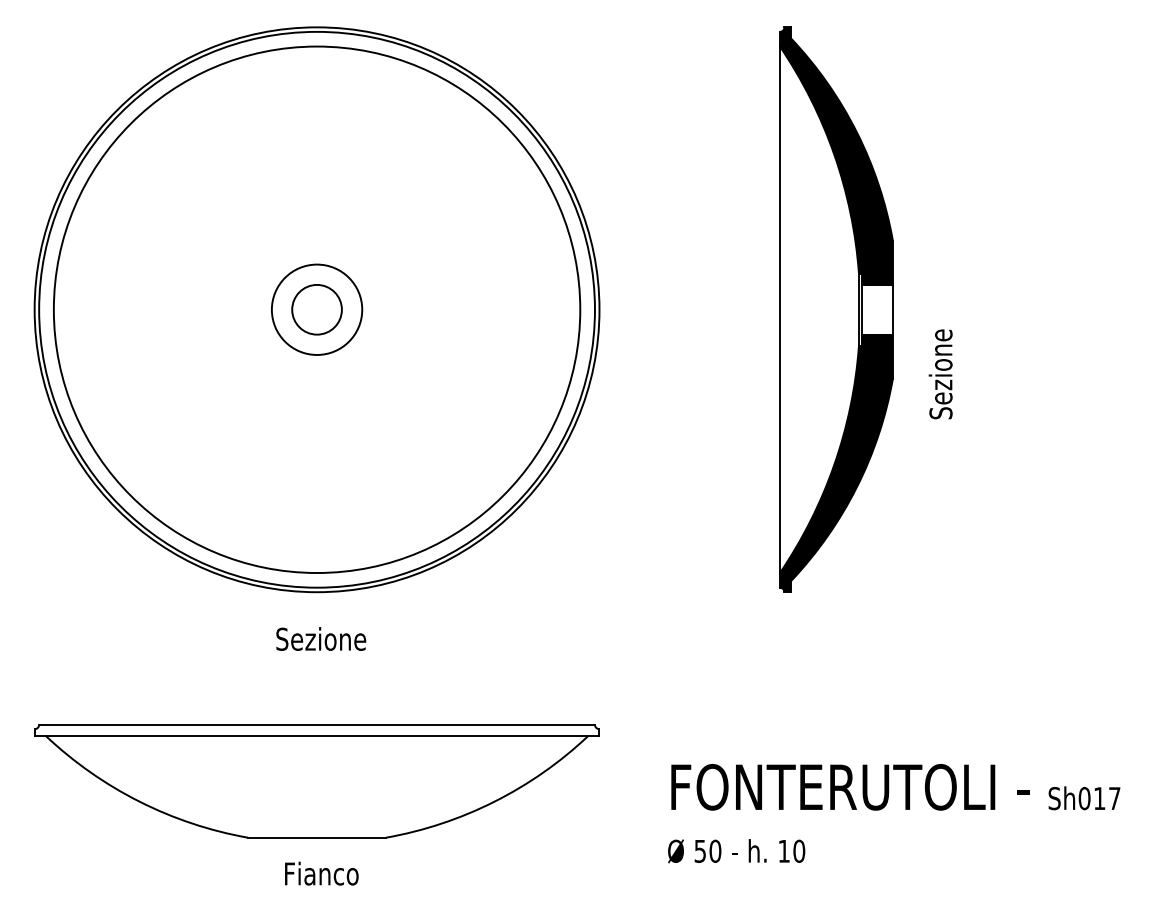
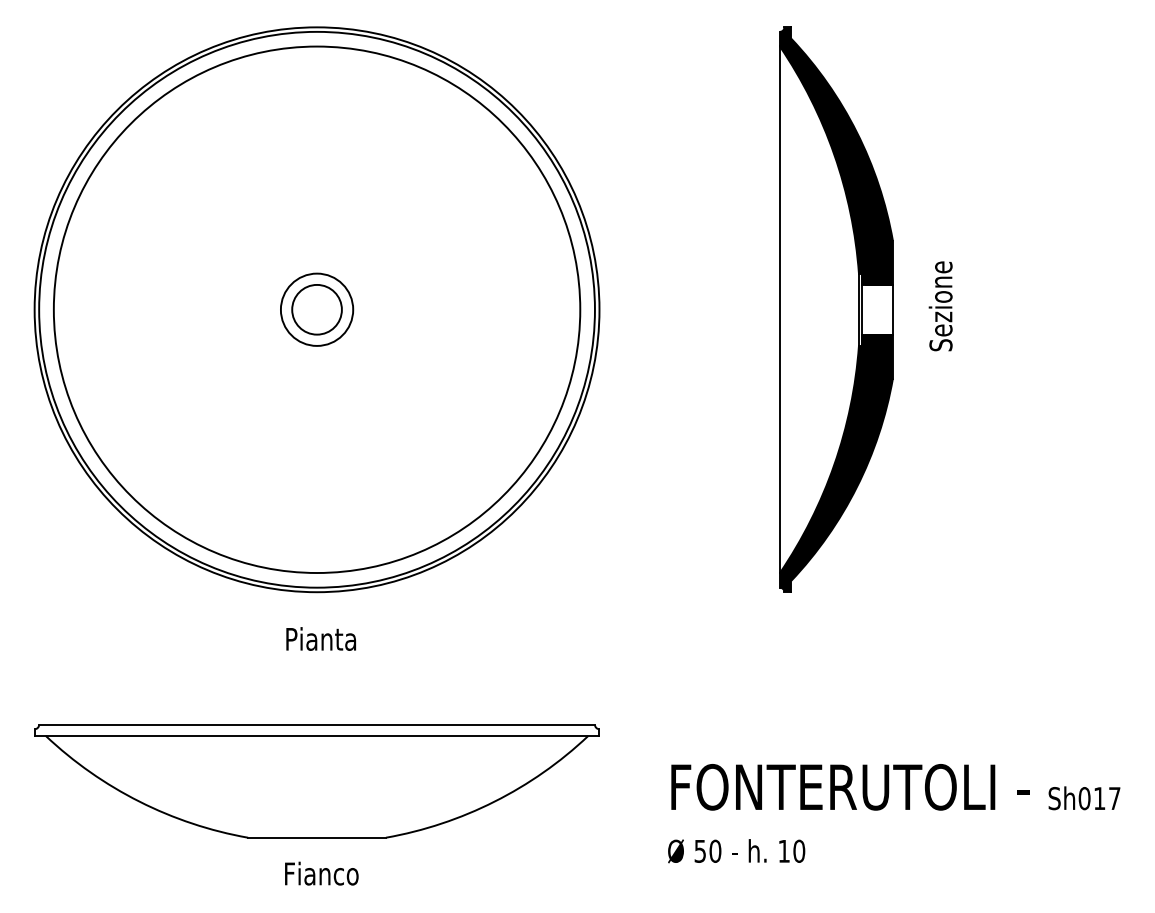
circle diameter: 90 px -> 72 px (316, 309)
text position: (940, 374) -> (940, 306) (940, 306)
text: Sezione -> Pianta (321, 638)
